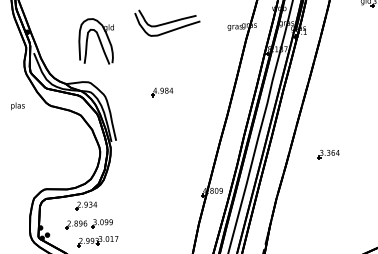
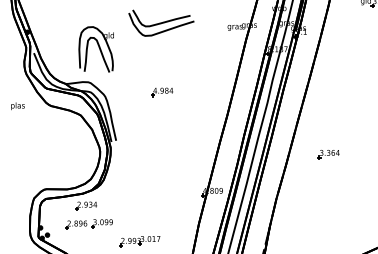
part position: (167, 22) -> (161, 22) (161, 22)
part position: (95, 41) -> (95, 49) (95, 49)
part position: (97, 241) -> (139, 241) (139, 241)
